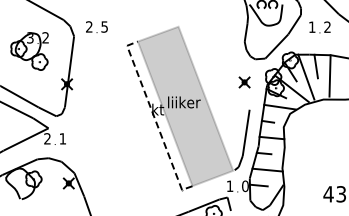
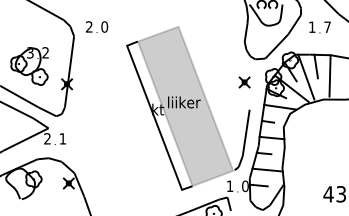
text: 5 -> 0 (104, 26)
text: 2 -> 7 (327, 26)
part position: (29, 51) -> (29, 66) (29, 66)
line: dashed -> solid (154, 117)
